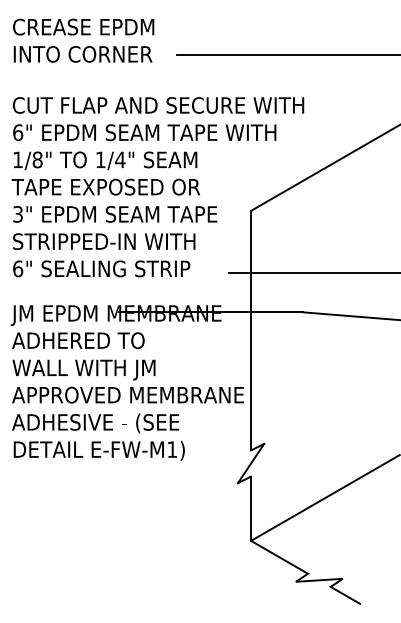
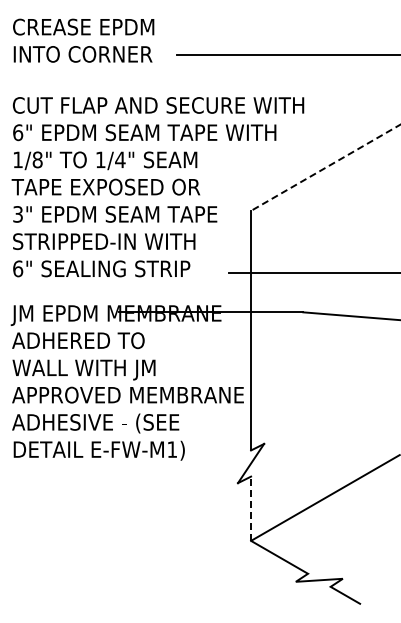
line: solid -> dashed (325, 167)
line: solid -> dashed (251, 508)
